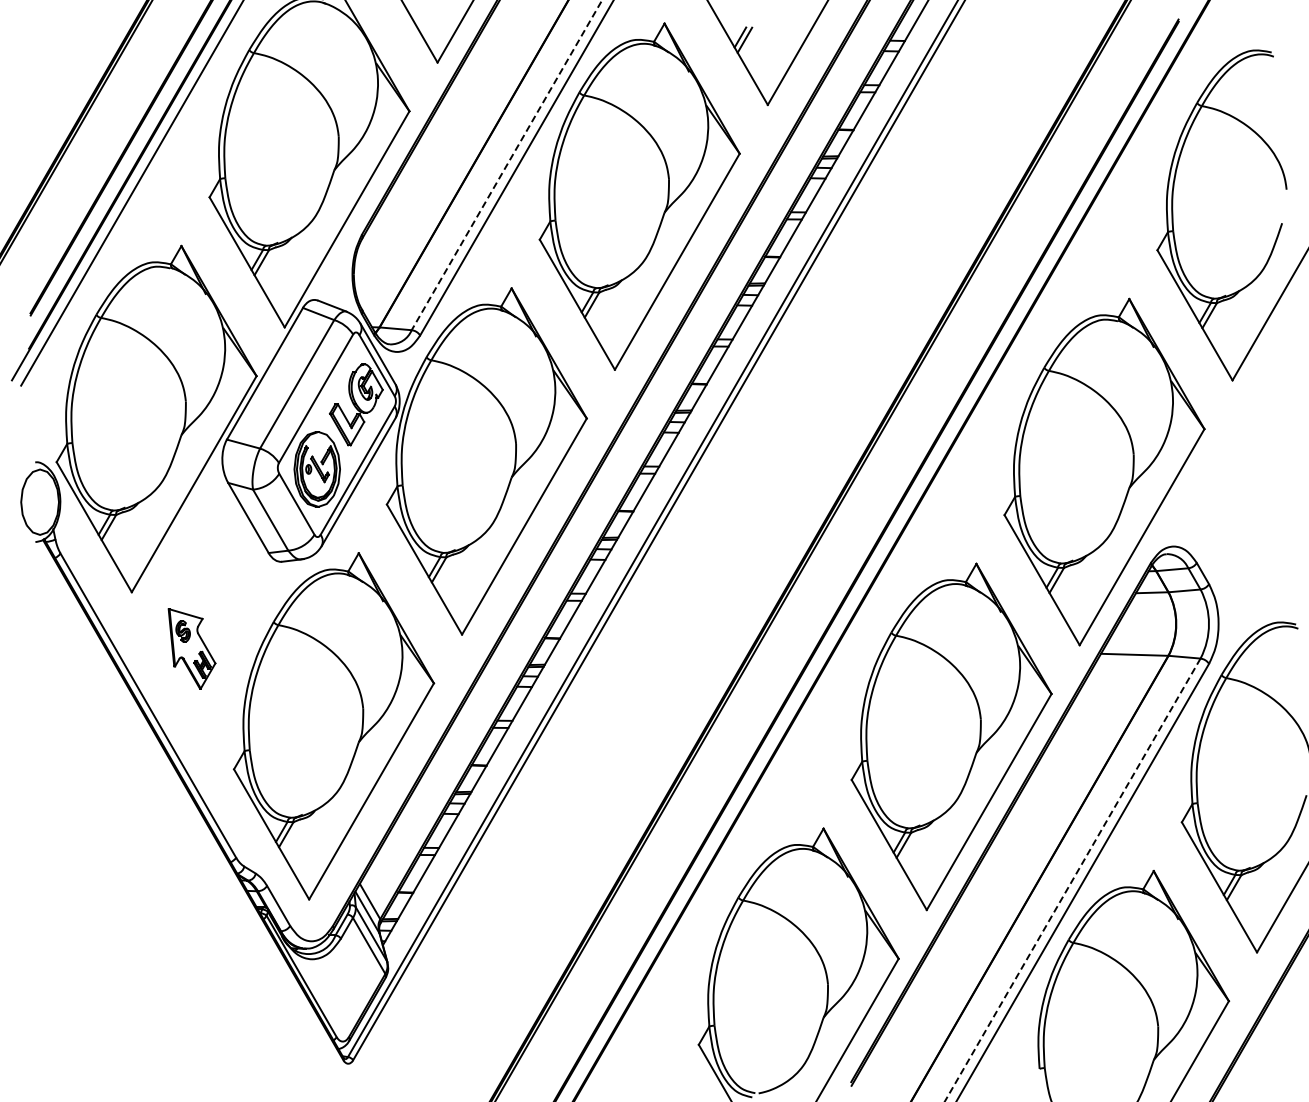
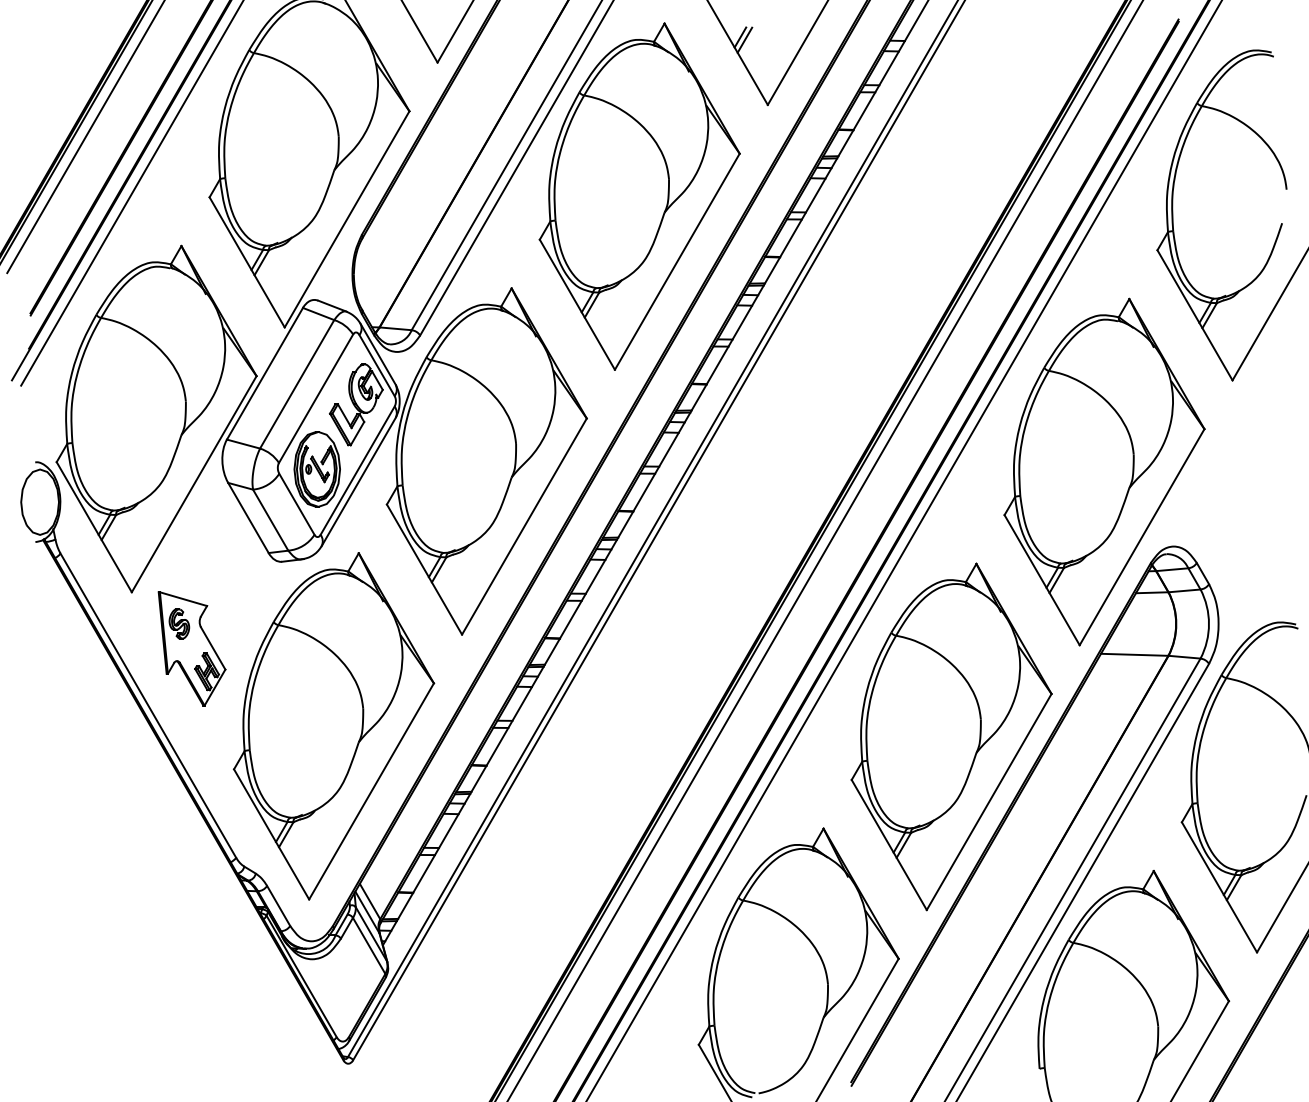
line: none -> present (85, 137)
line: dashed -> solid (506, 165)
line: none -> present (825, 550)
line: none -> present (904, 550)
part size: 50x82 px -> 70x116 px (191, 648)
line: dashed -> solid (1072, 880)
